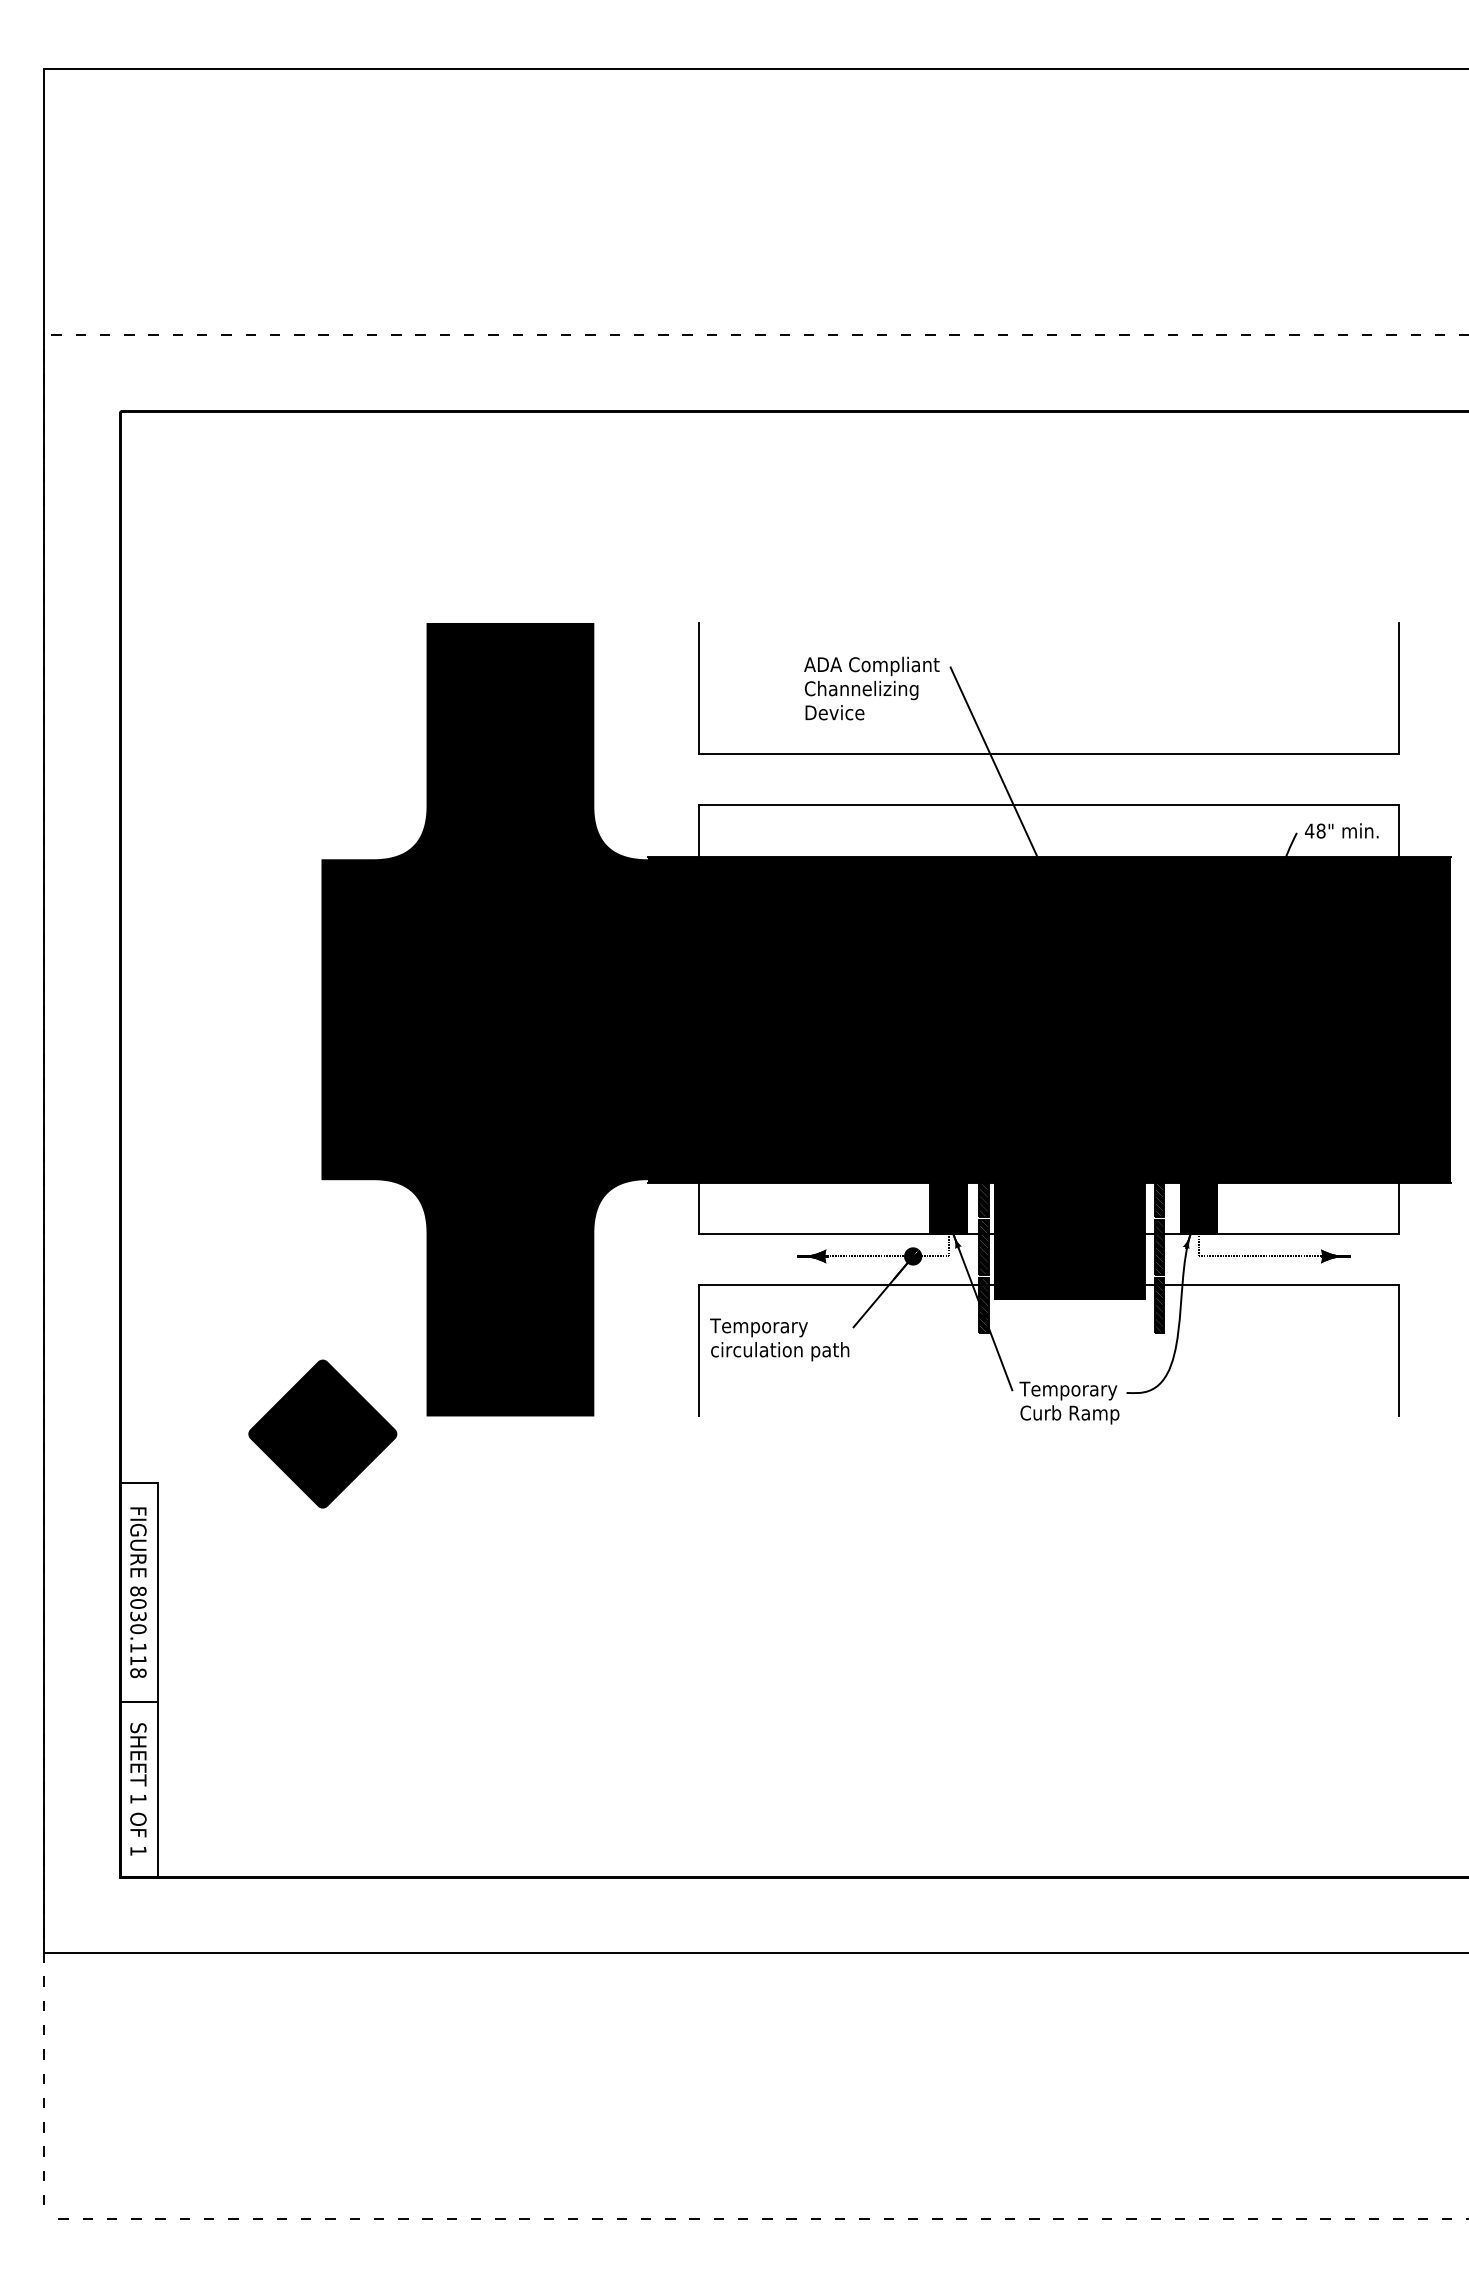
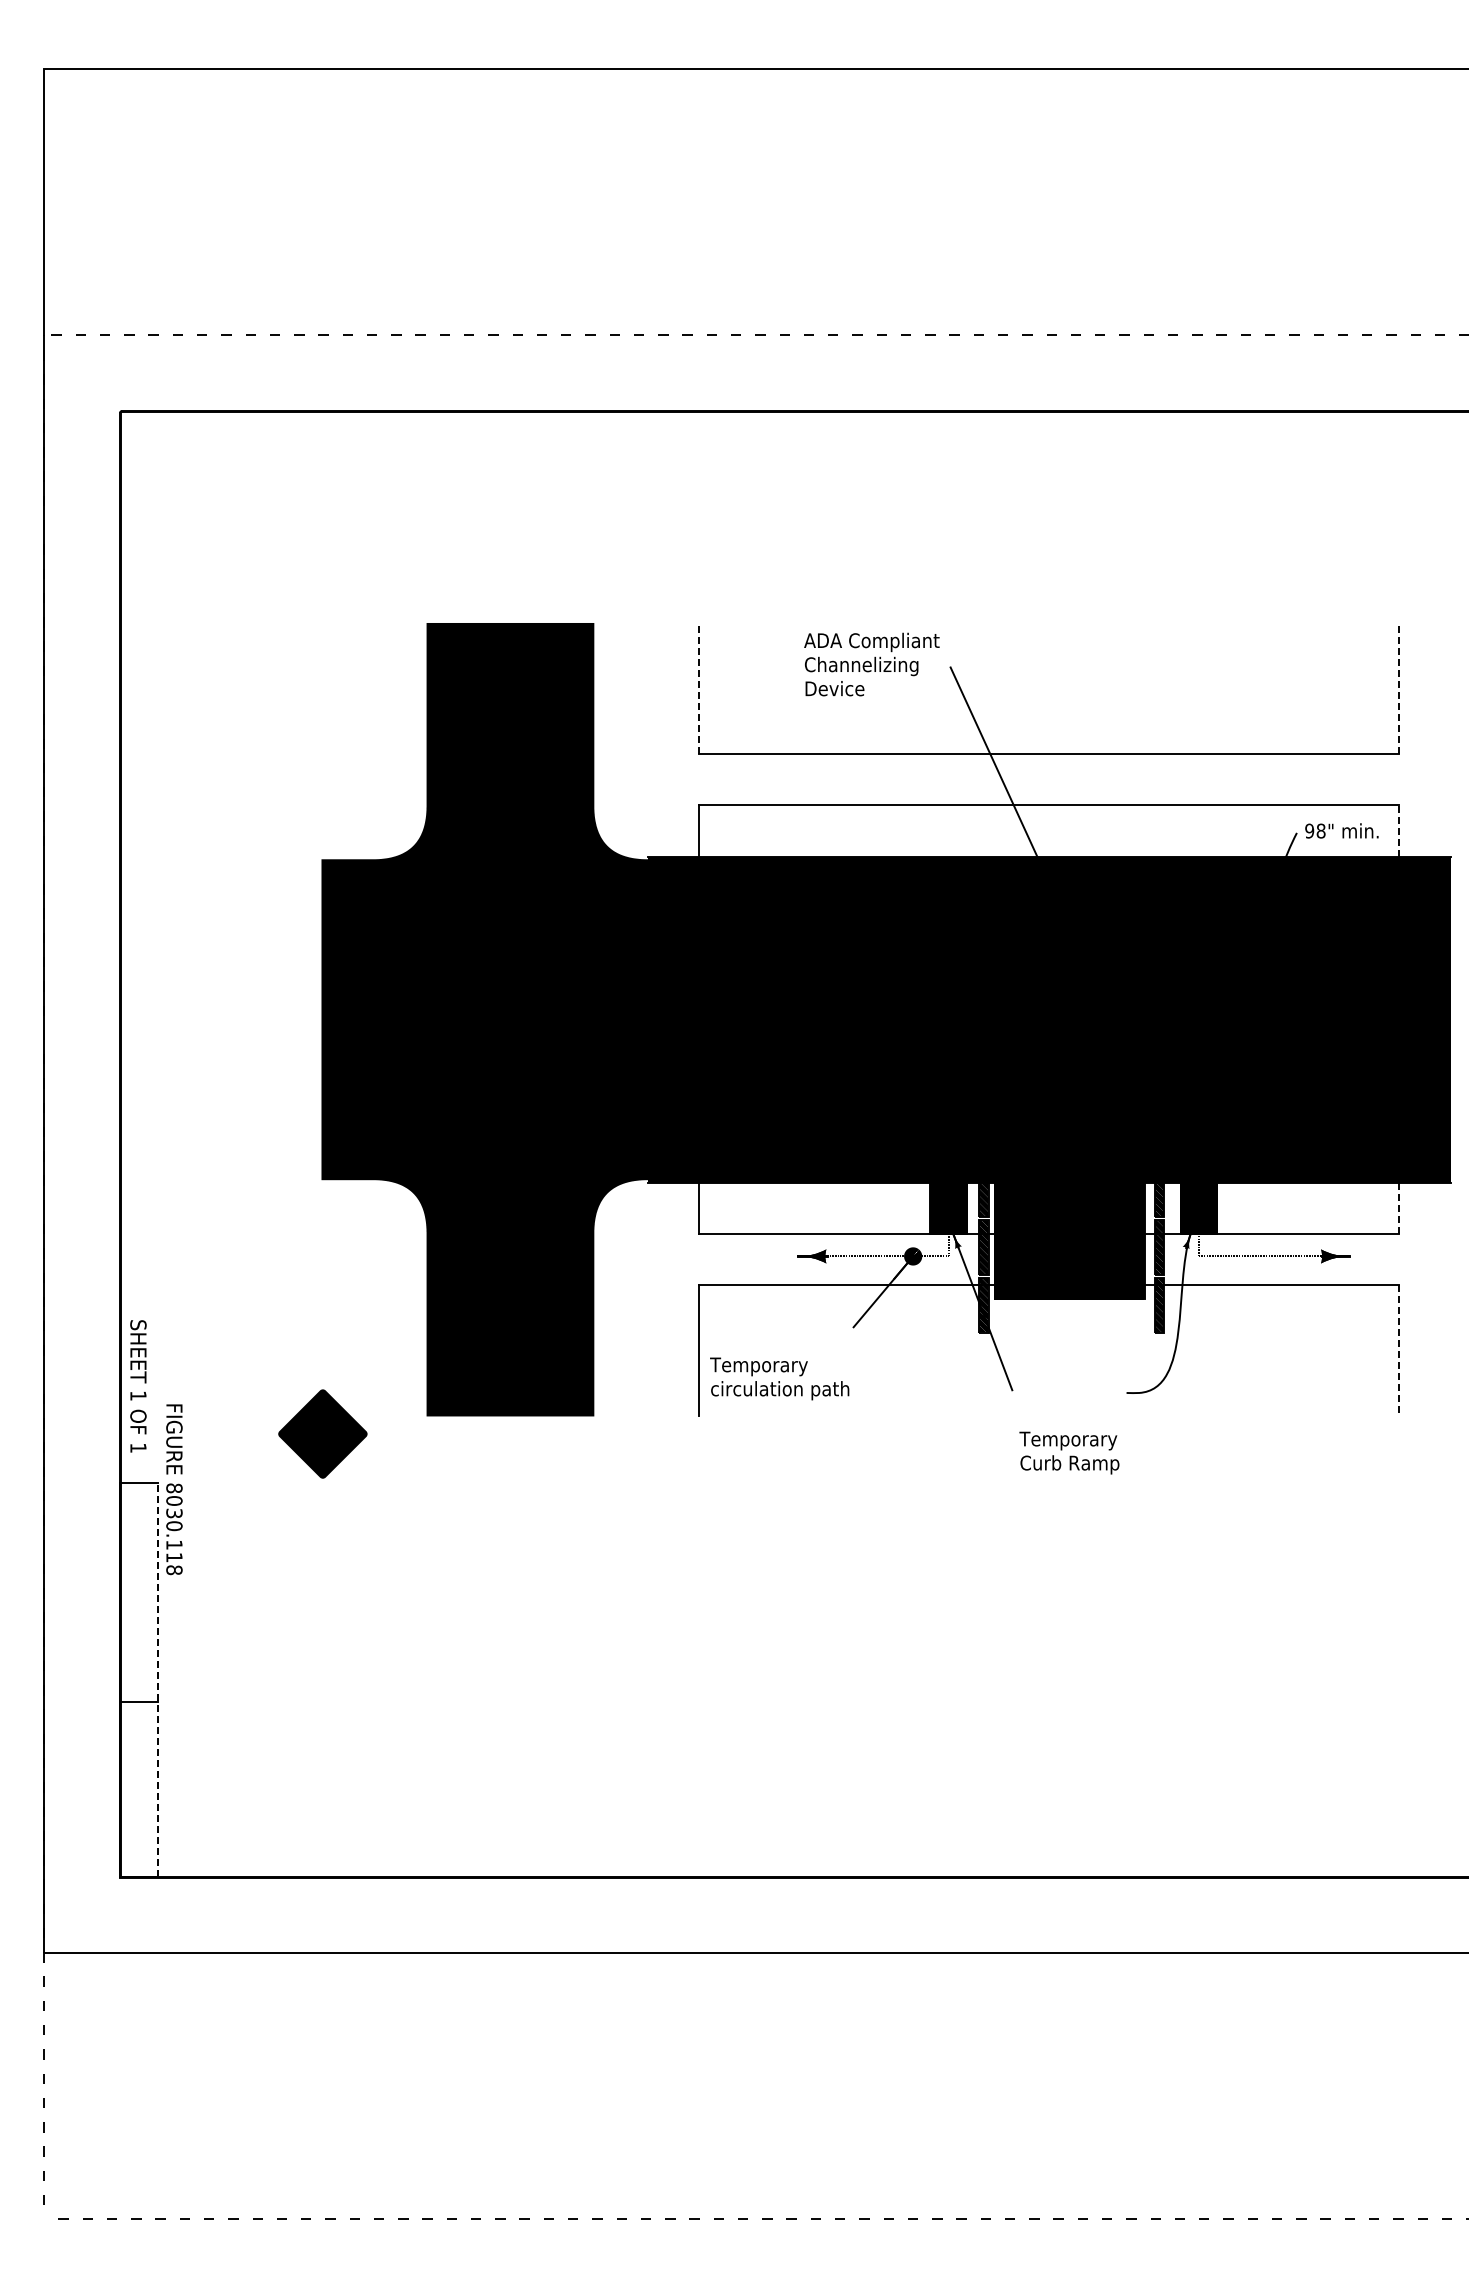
line: solid -> dashed (699, 688)
text position: (871, 688) -> (871, 664) (871, 664)
line: solid -> dashed (1399, 688)
text: 48" -> 98" (1309, 830)
line: solid -> dashed (1399, 831)
line: solid -> dashed (1399, 1208)
text position: (779, 1339) -> (779, 1378) (779, 1378)
line: solid -> dashed (1399, 1350)
text position: (1069, 1402) -> (1069, 1452) (1069, 1452)
part size: 150x150 px -> 90x90 px (322, 1433)
text position: (138, 1592) -> (174, 1489) (174, 1489)
line: solid -> dashed (158, 1680)
text position: (138, 1789) -> (138, 1386) (138, 1386)
